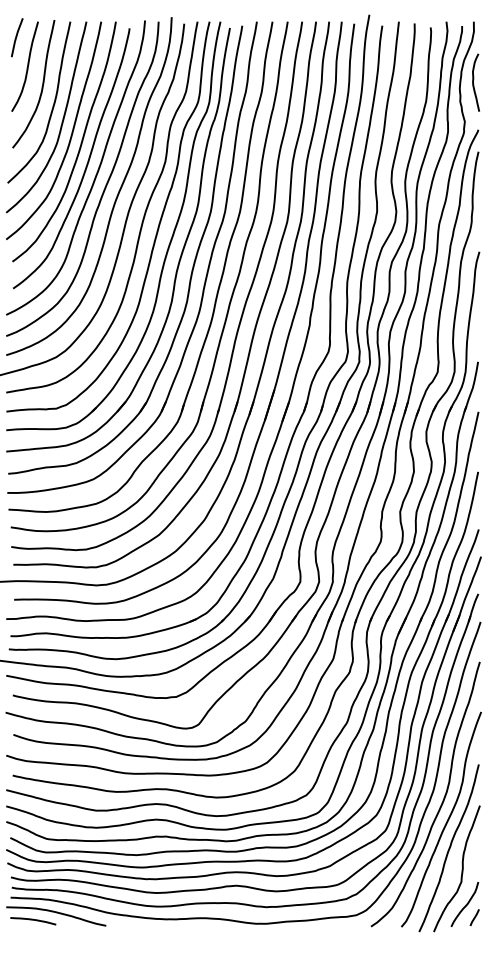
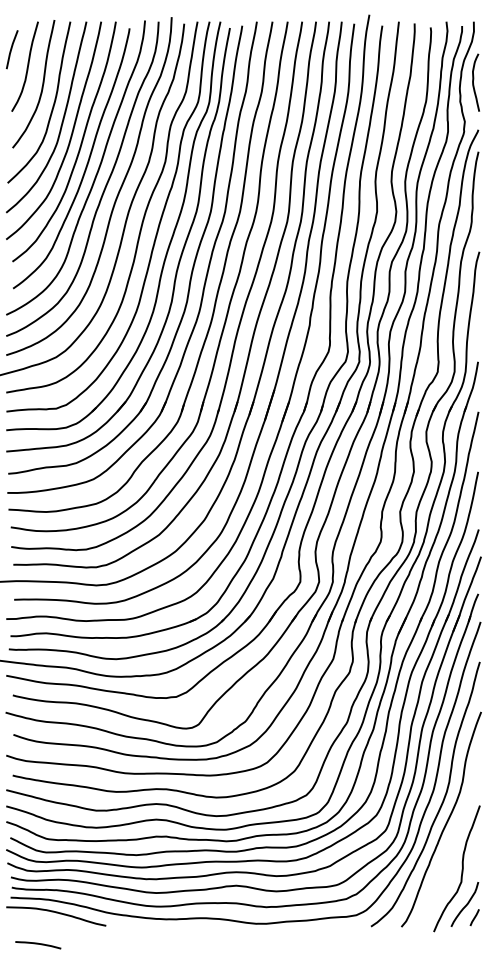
line position: (17, 37) -> (12, 49) (12, 49)
curve: present -> none (448, 848)
curve position: (33, 920) -> (38, 944) (38, 944)
